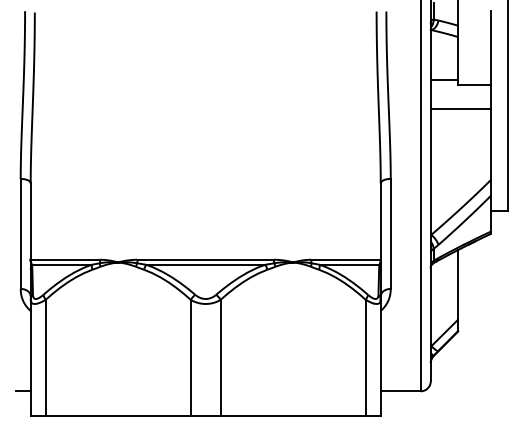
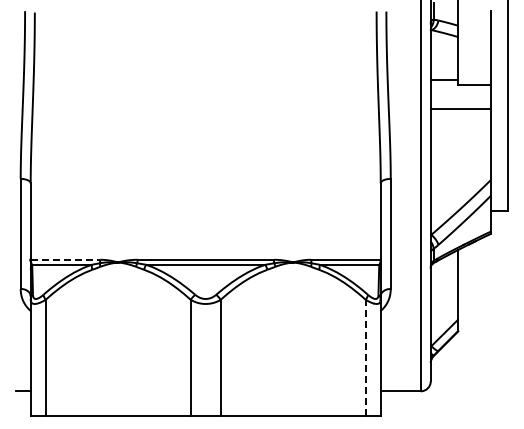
line: solid -> dashed (65, 259)
line: solid -> dashed (365, 357)
